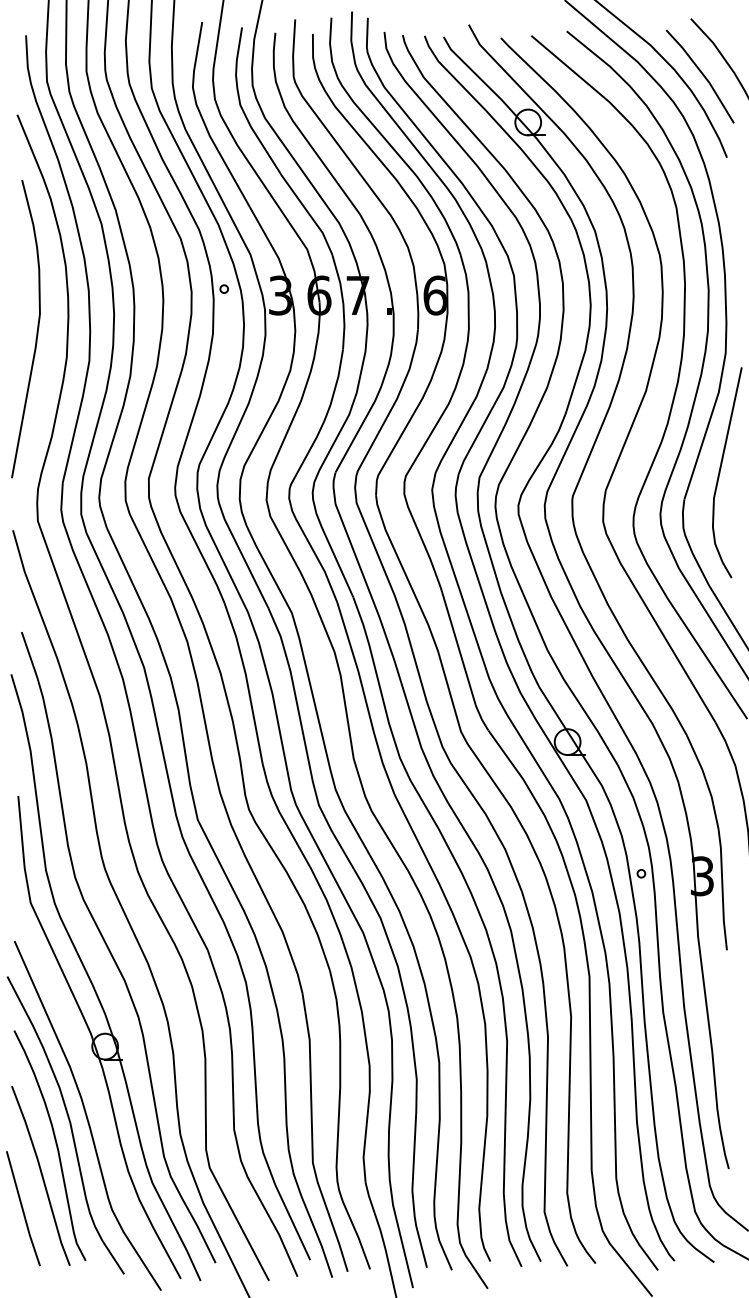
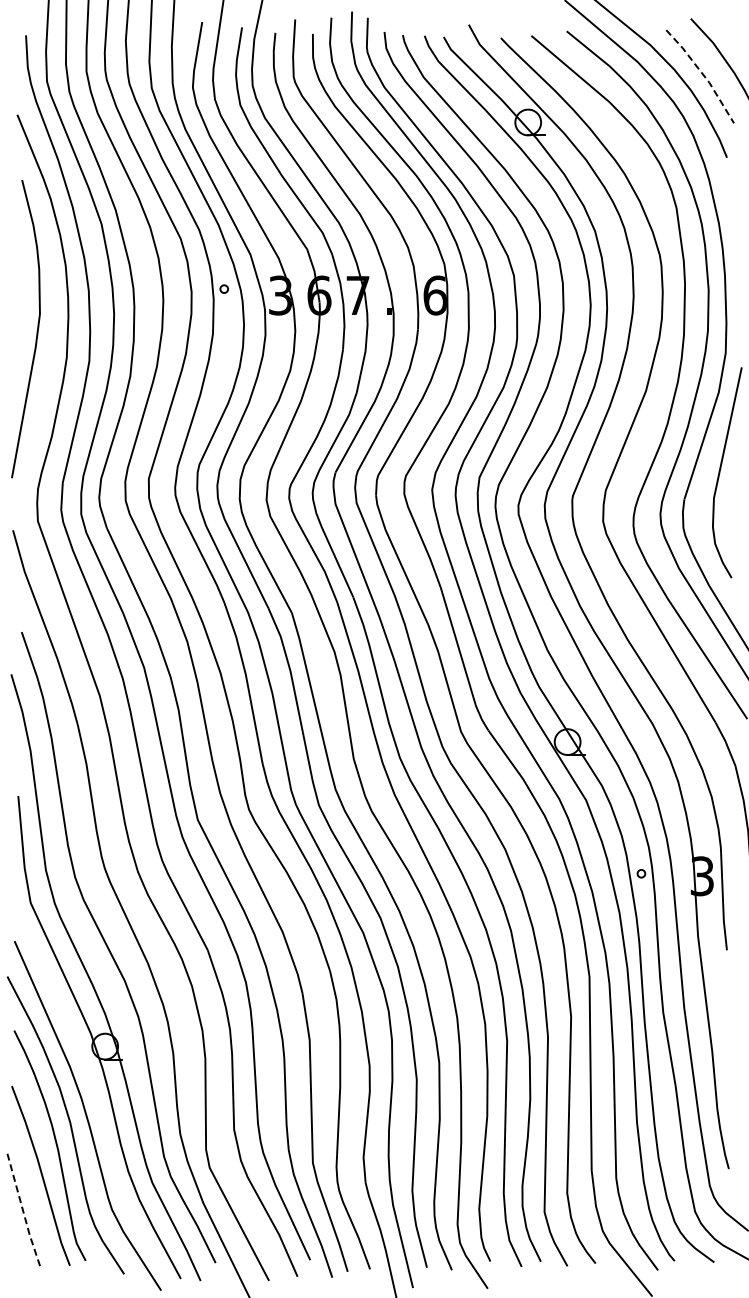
line: solid -> dashed (703, 74)
line: solid -> dashed (22, 1209)
